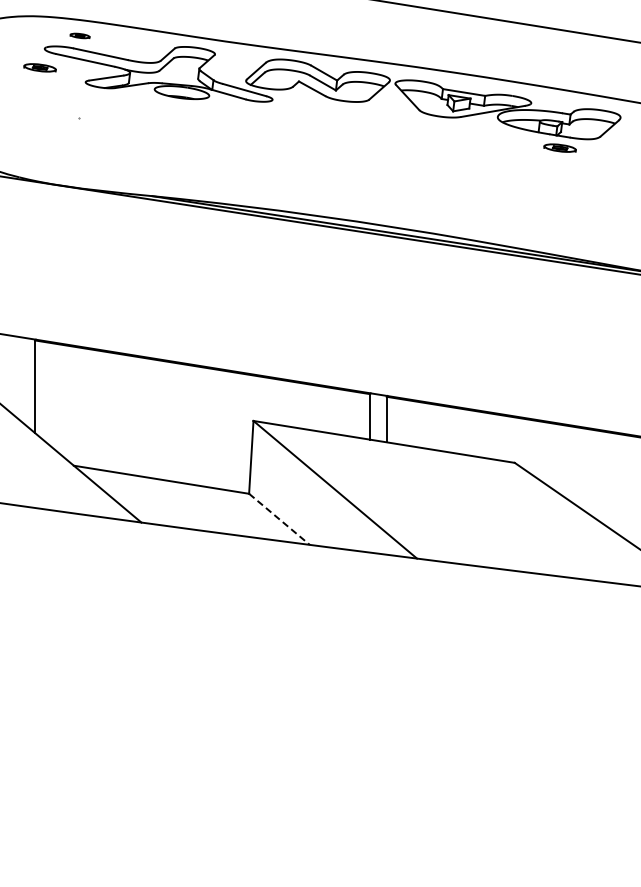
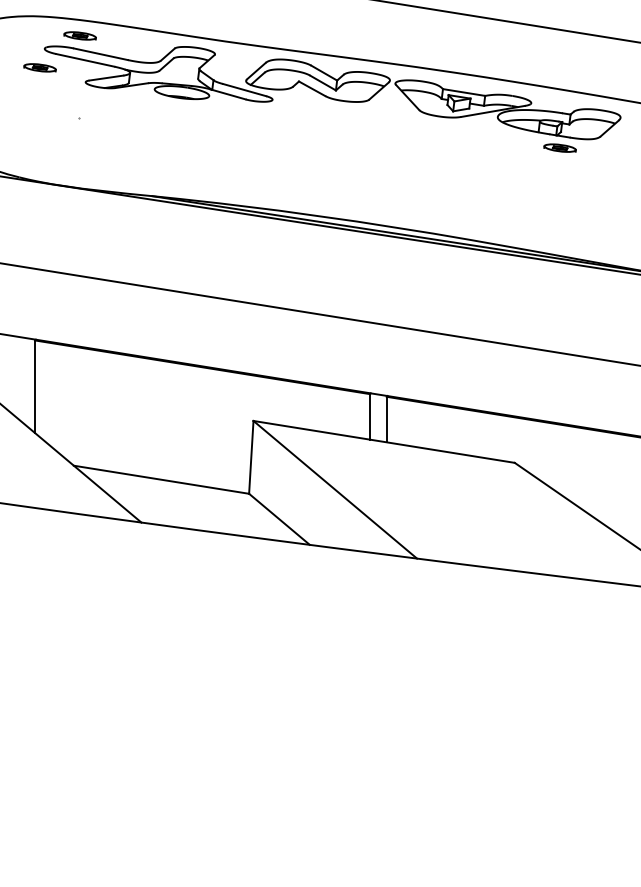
part size: 22x8 px -> 34x10 px (79, 35)
line: none -> present (319, 314)
line: dashed -> solid (279, 519)
